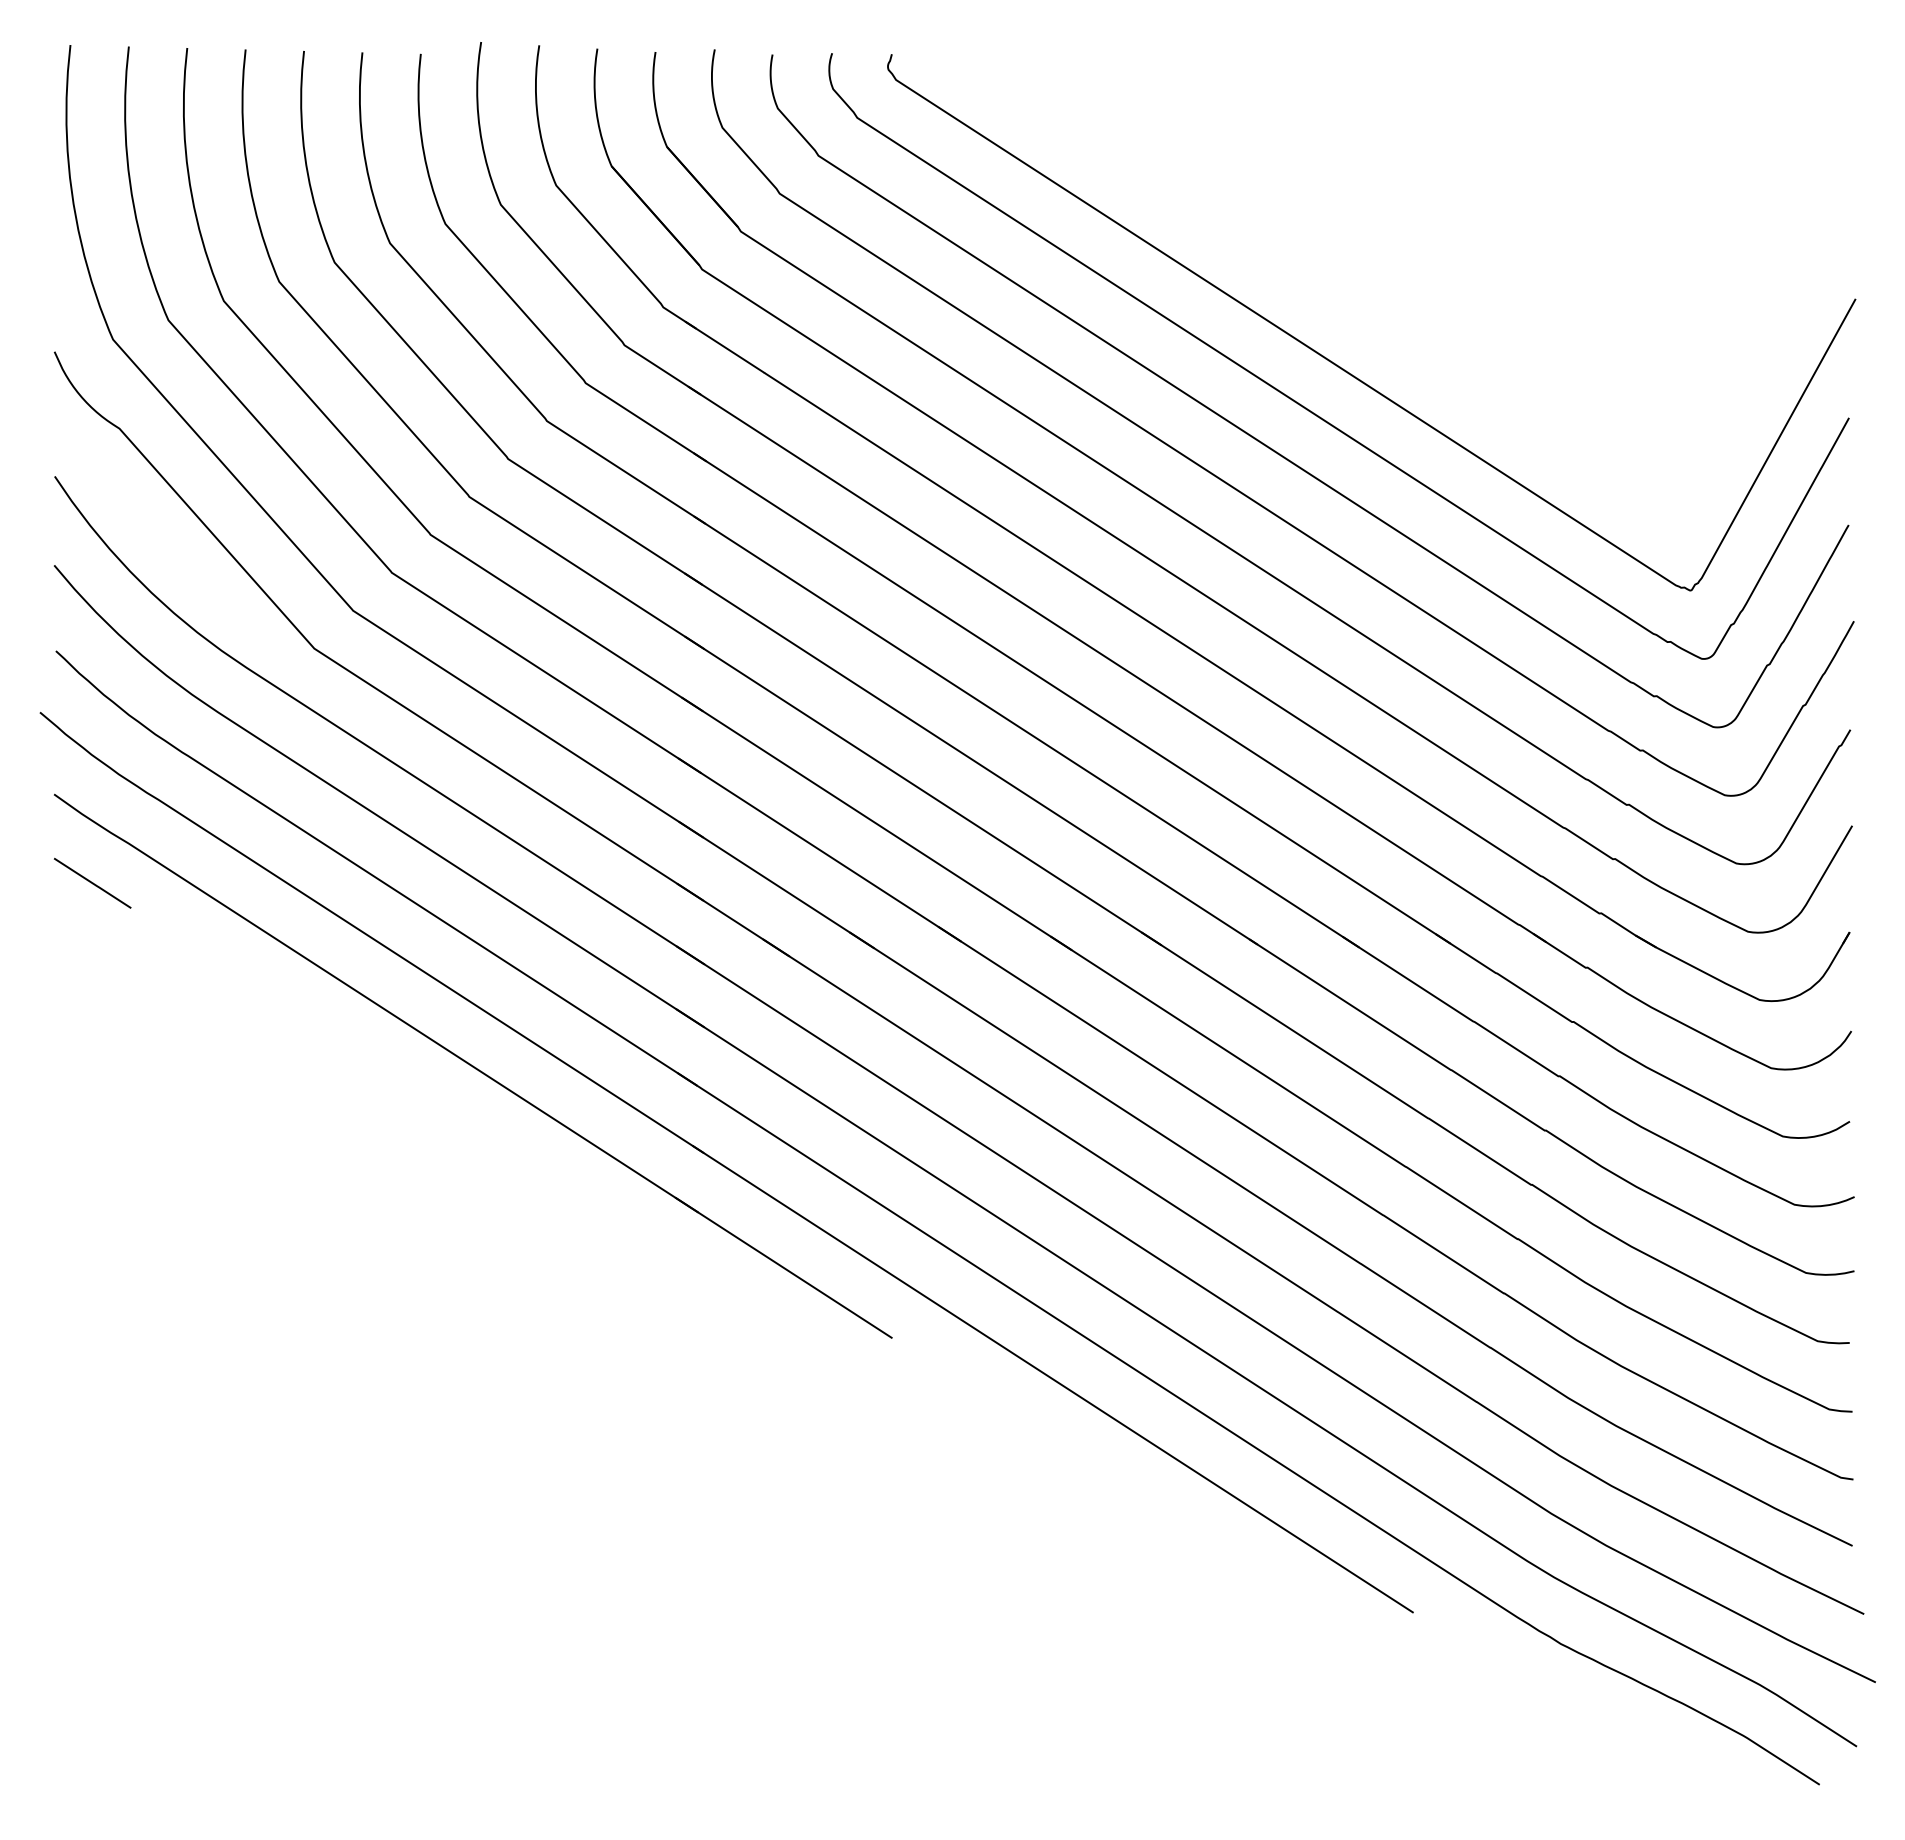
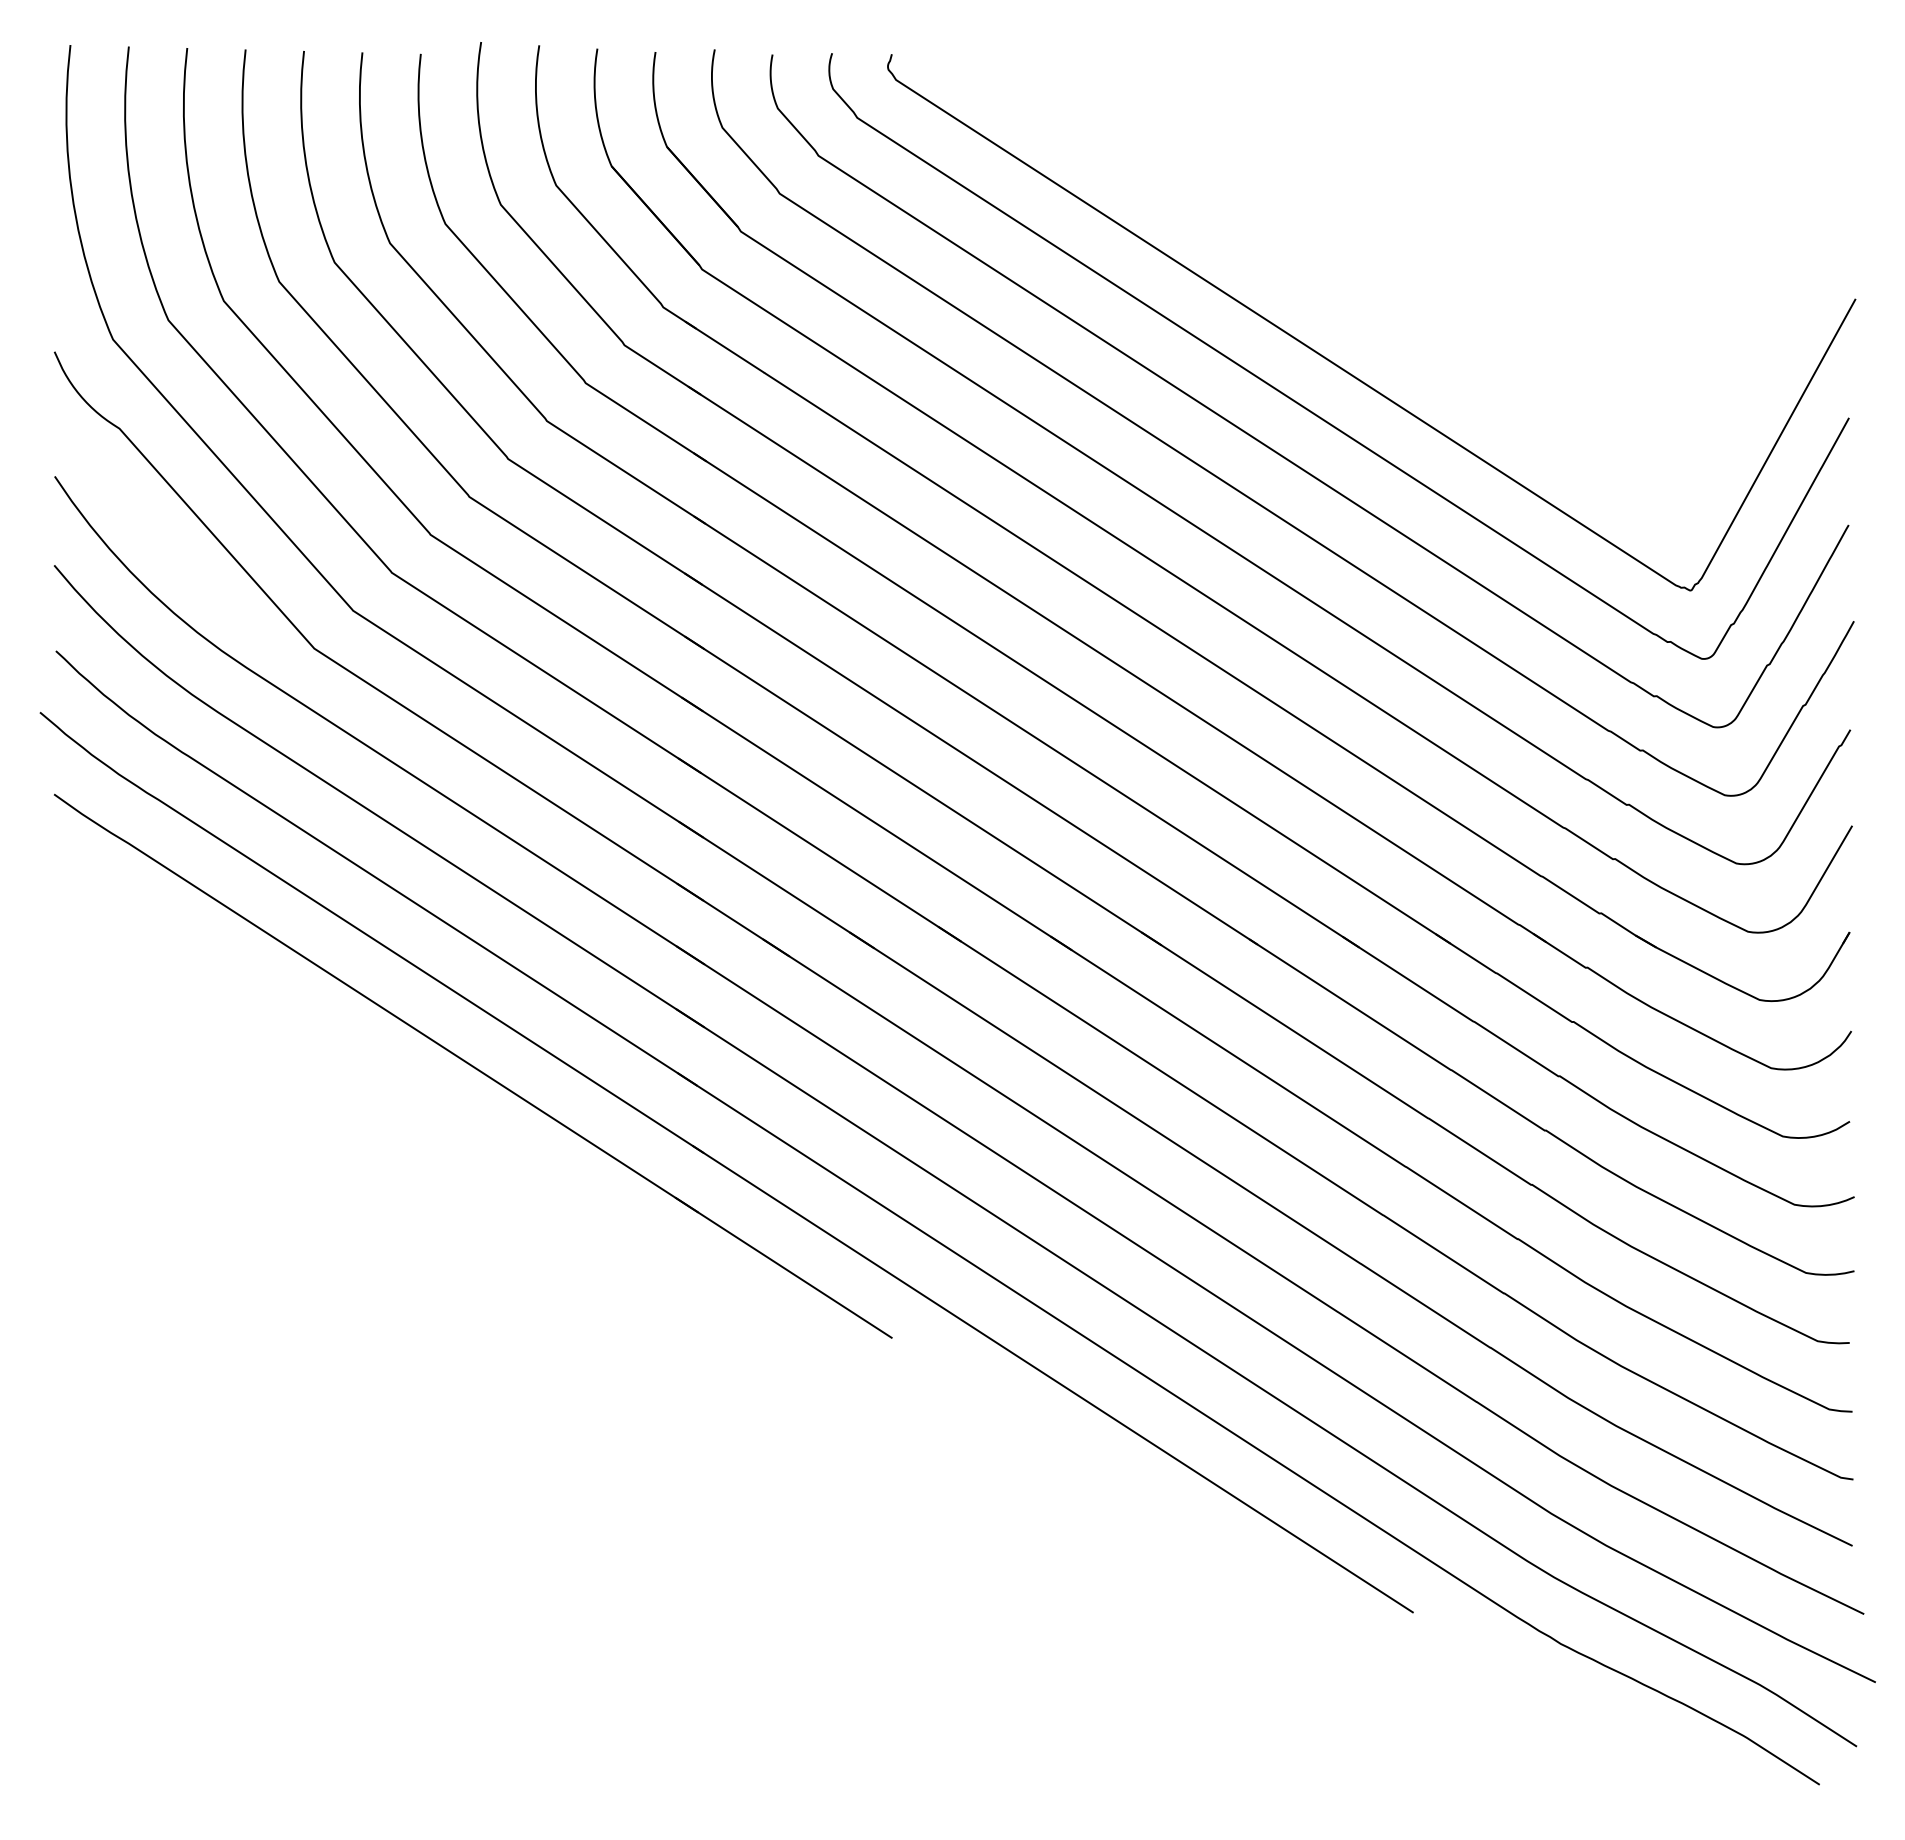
line: present -> none (92, 882)
